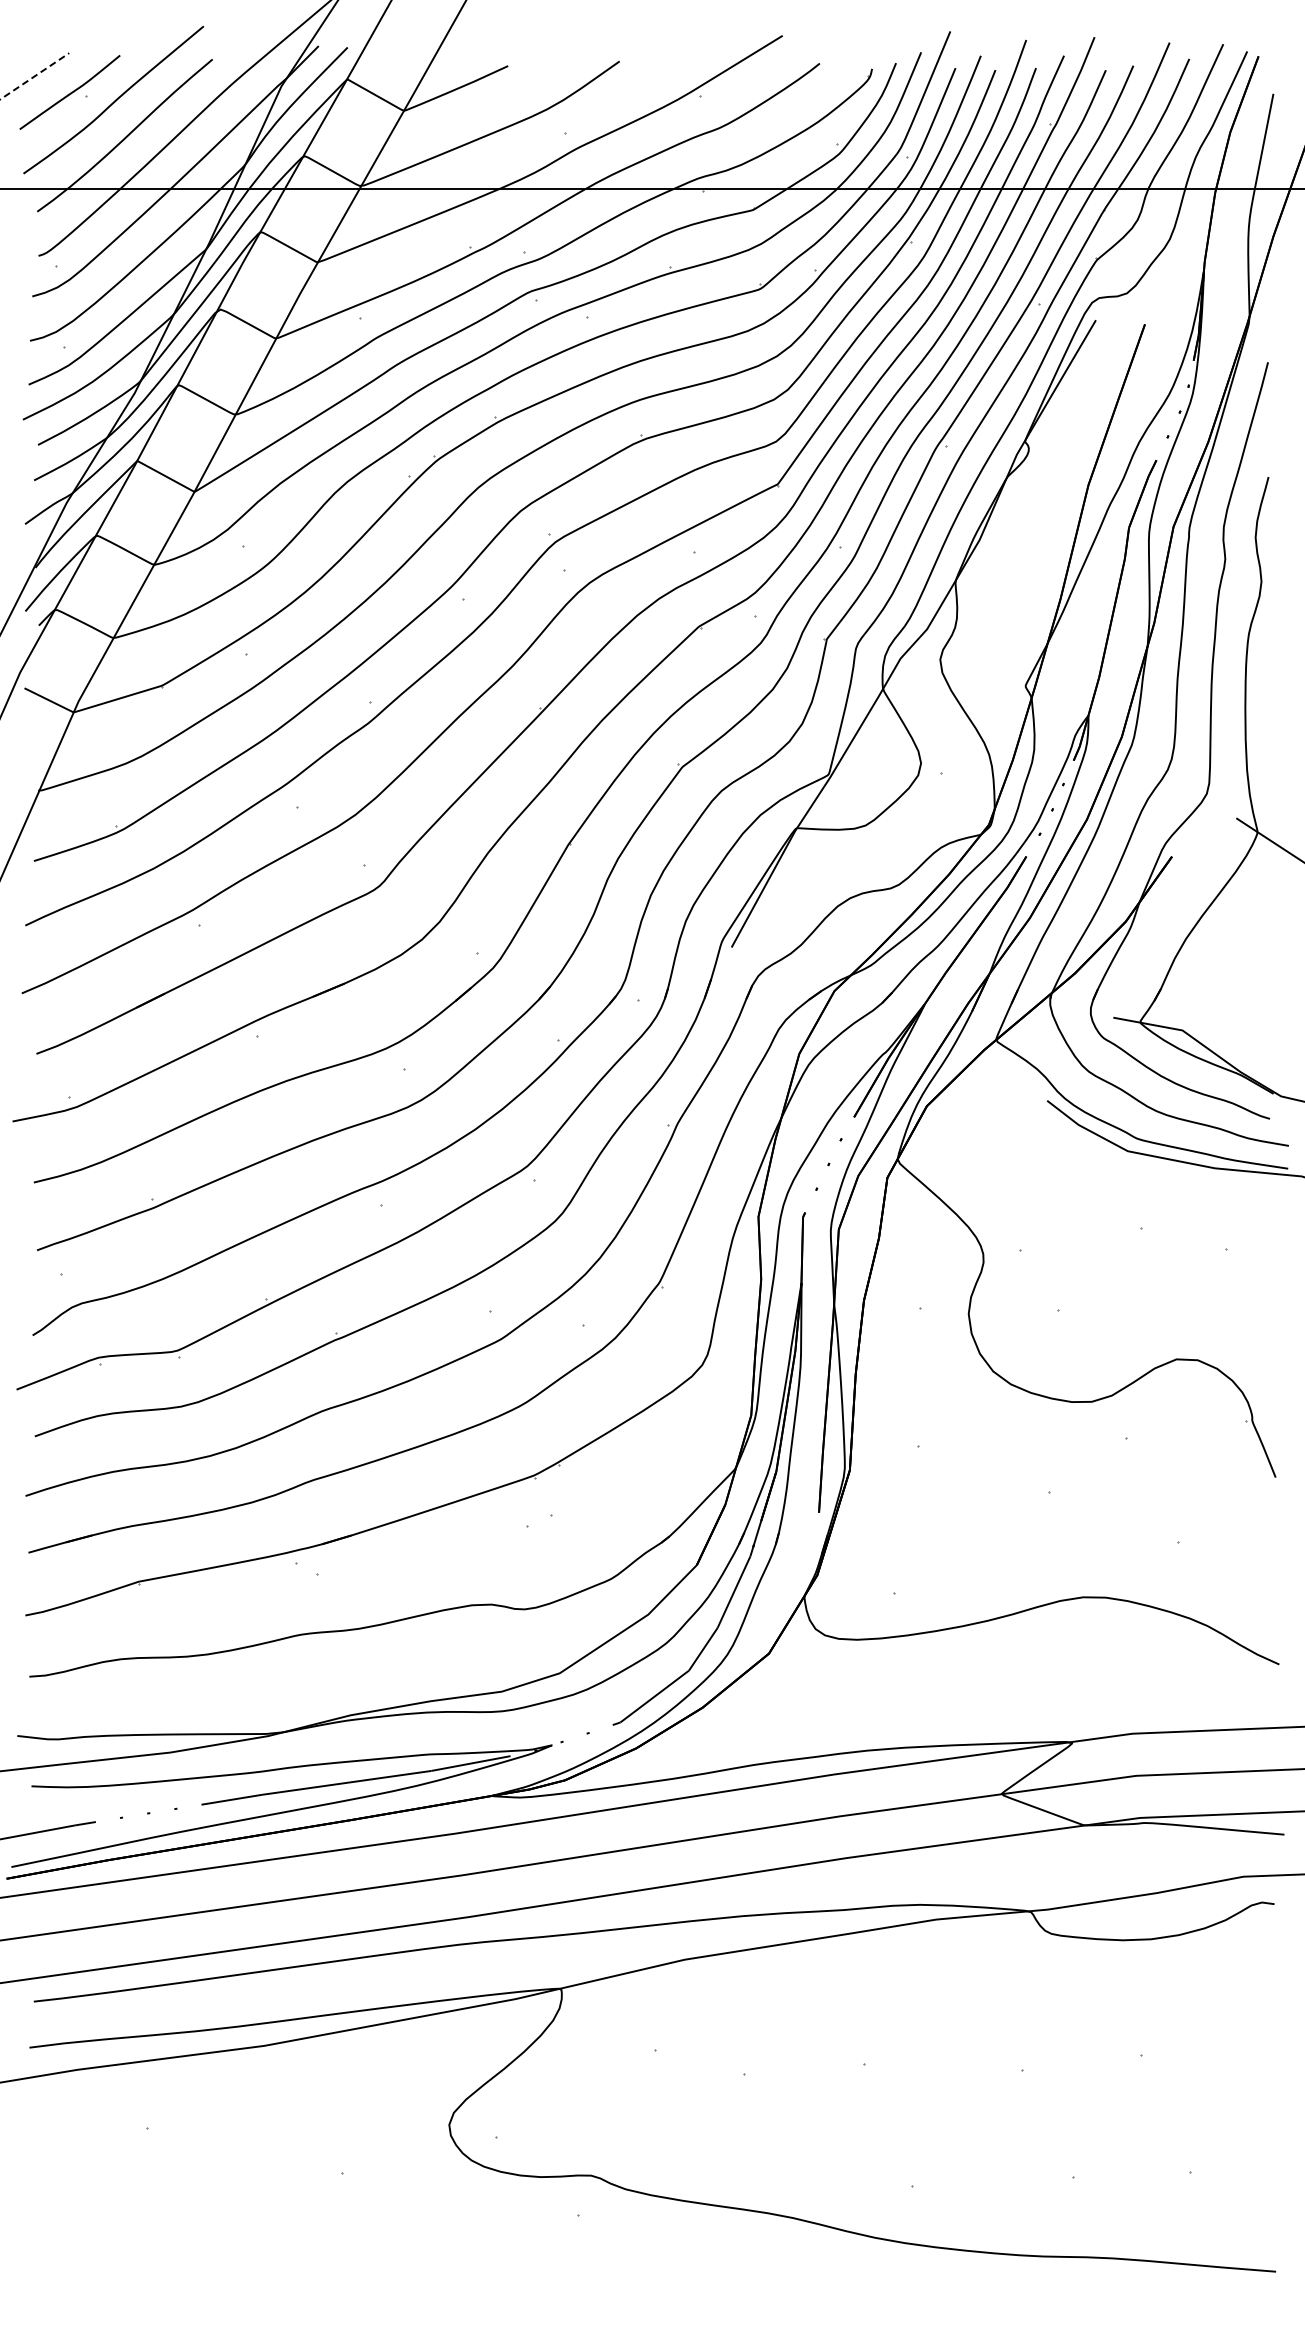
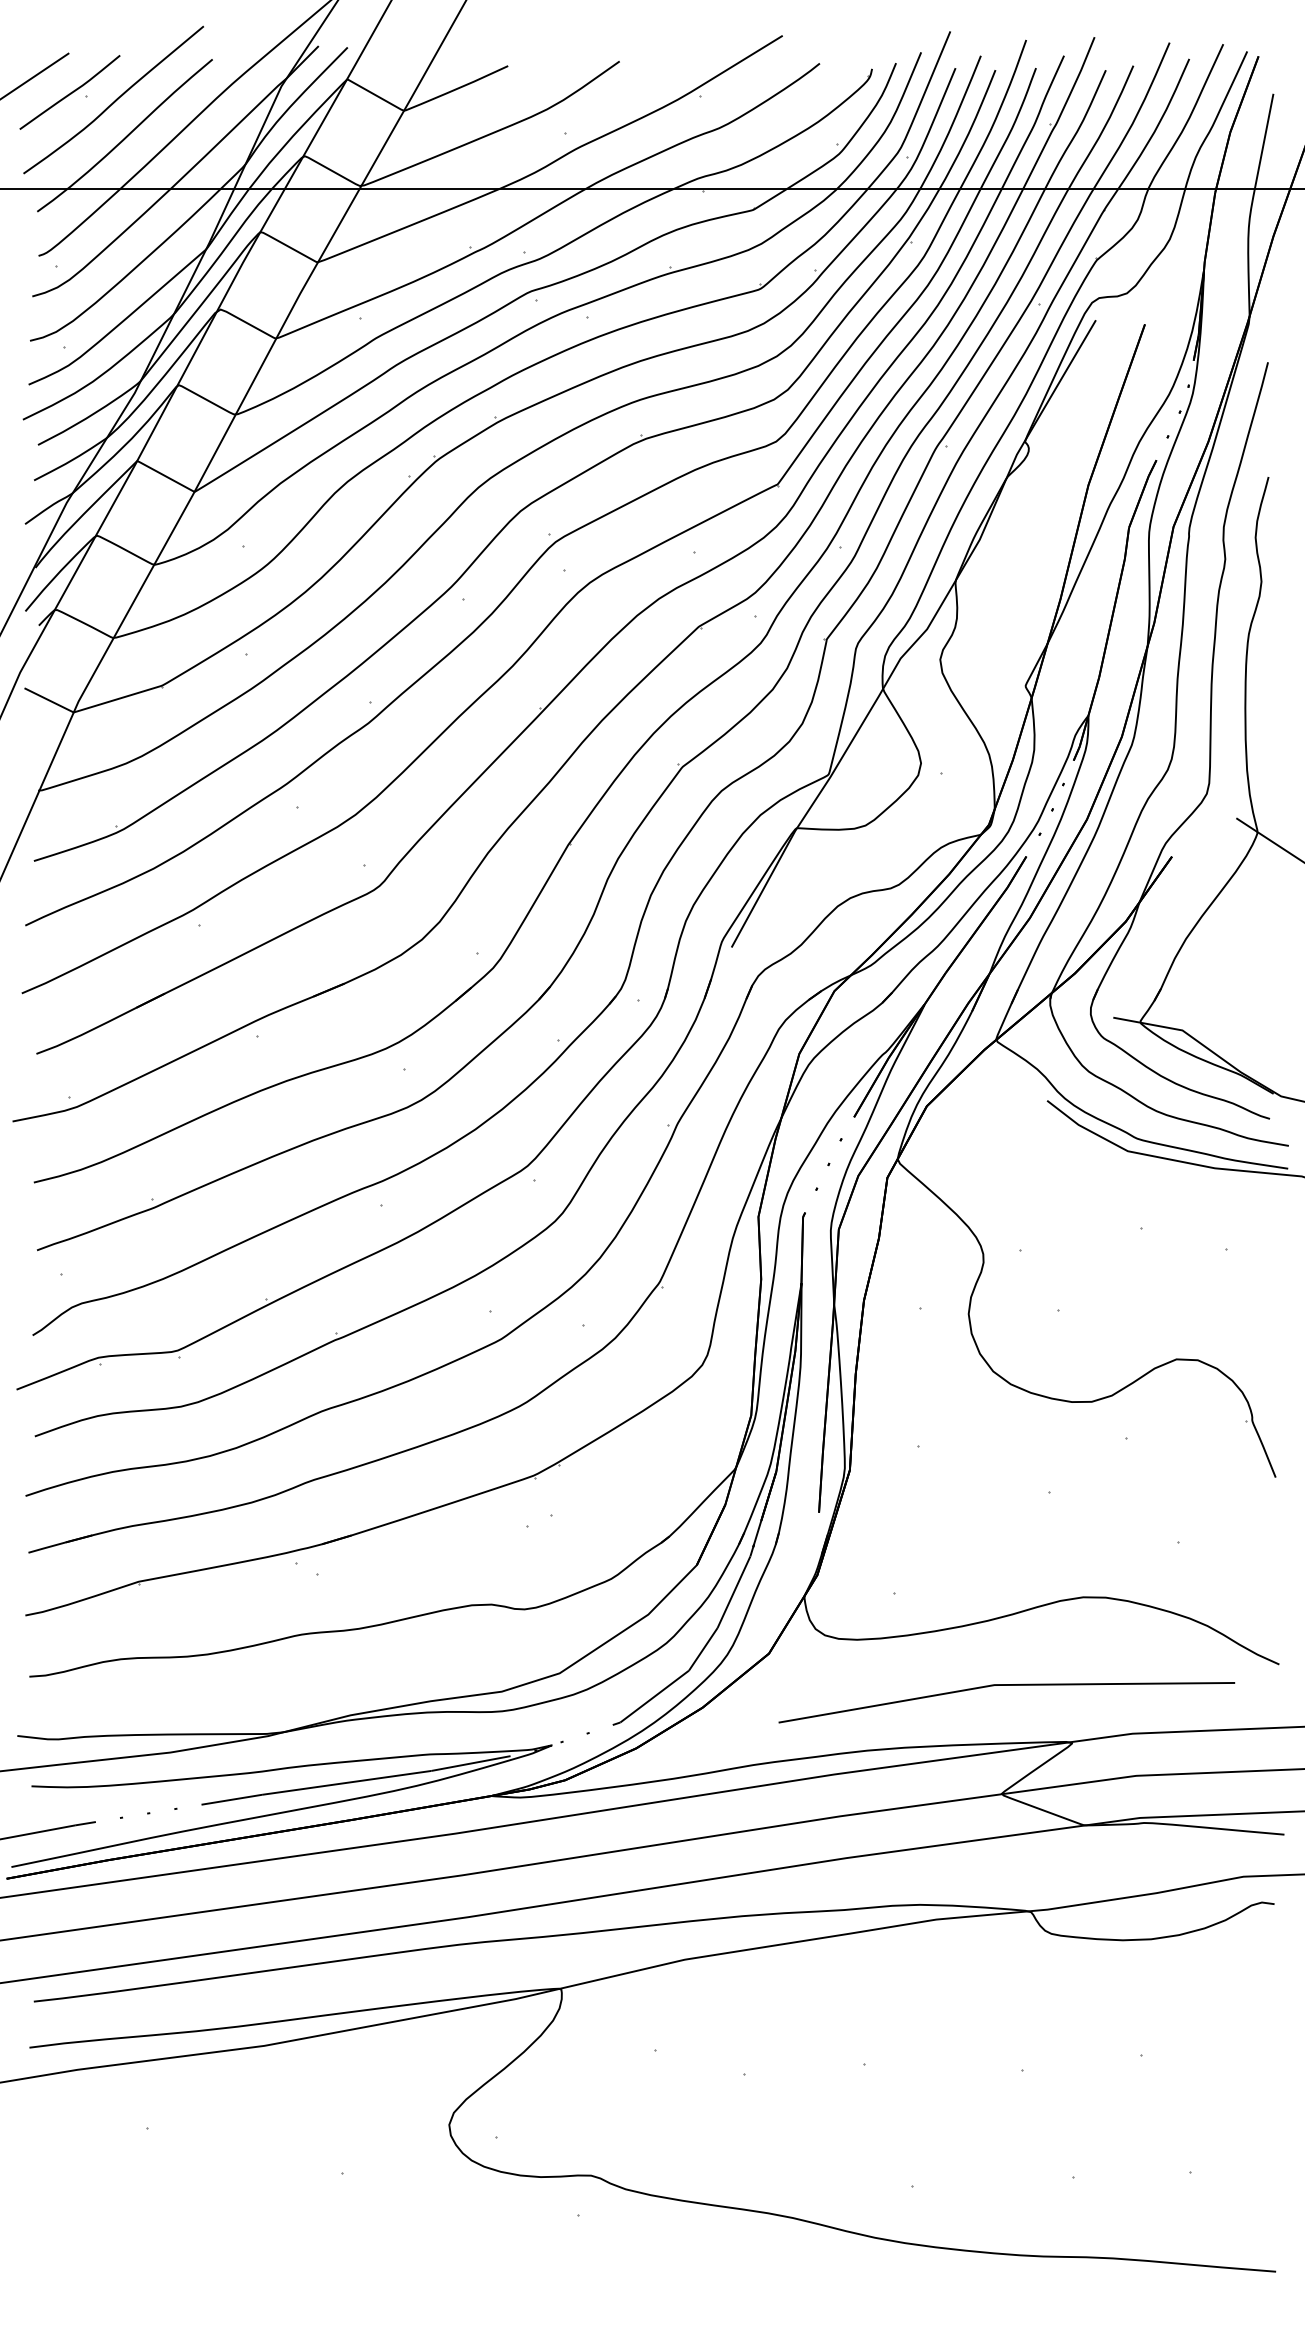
line: dashed -> solid (35, 75)
line: none -> present (1006, 1685)
